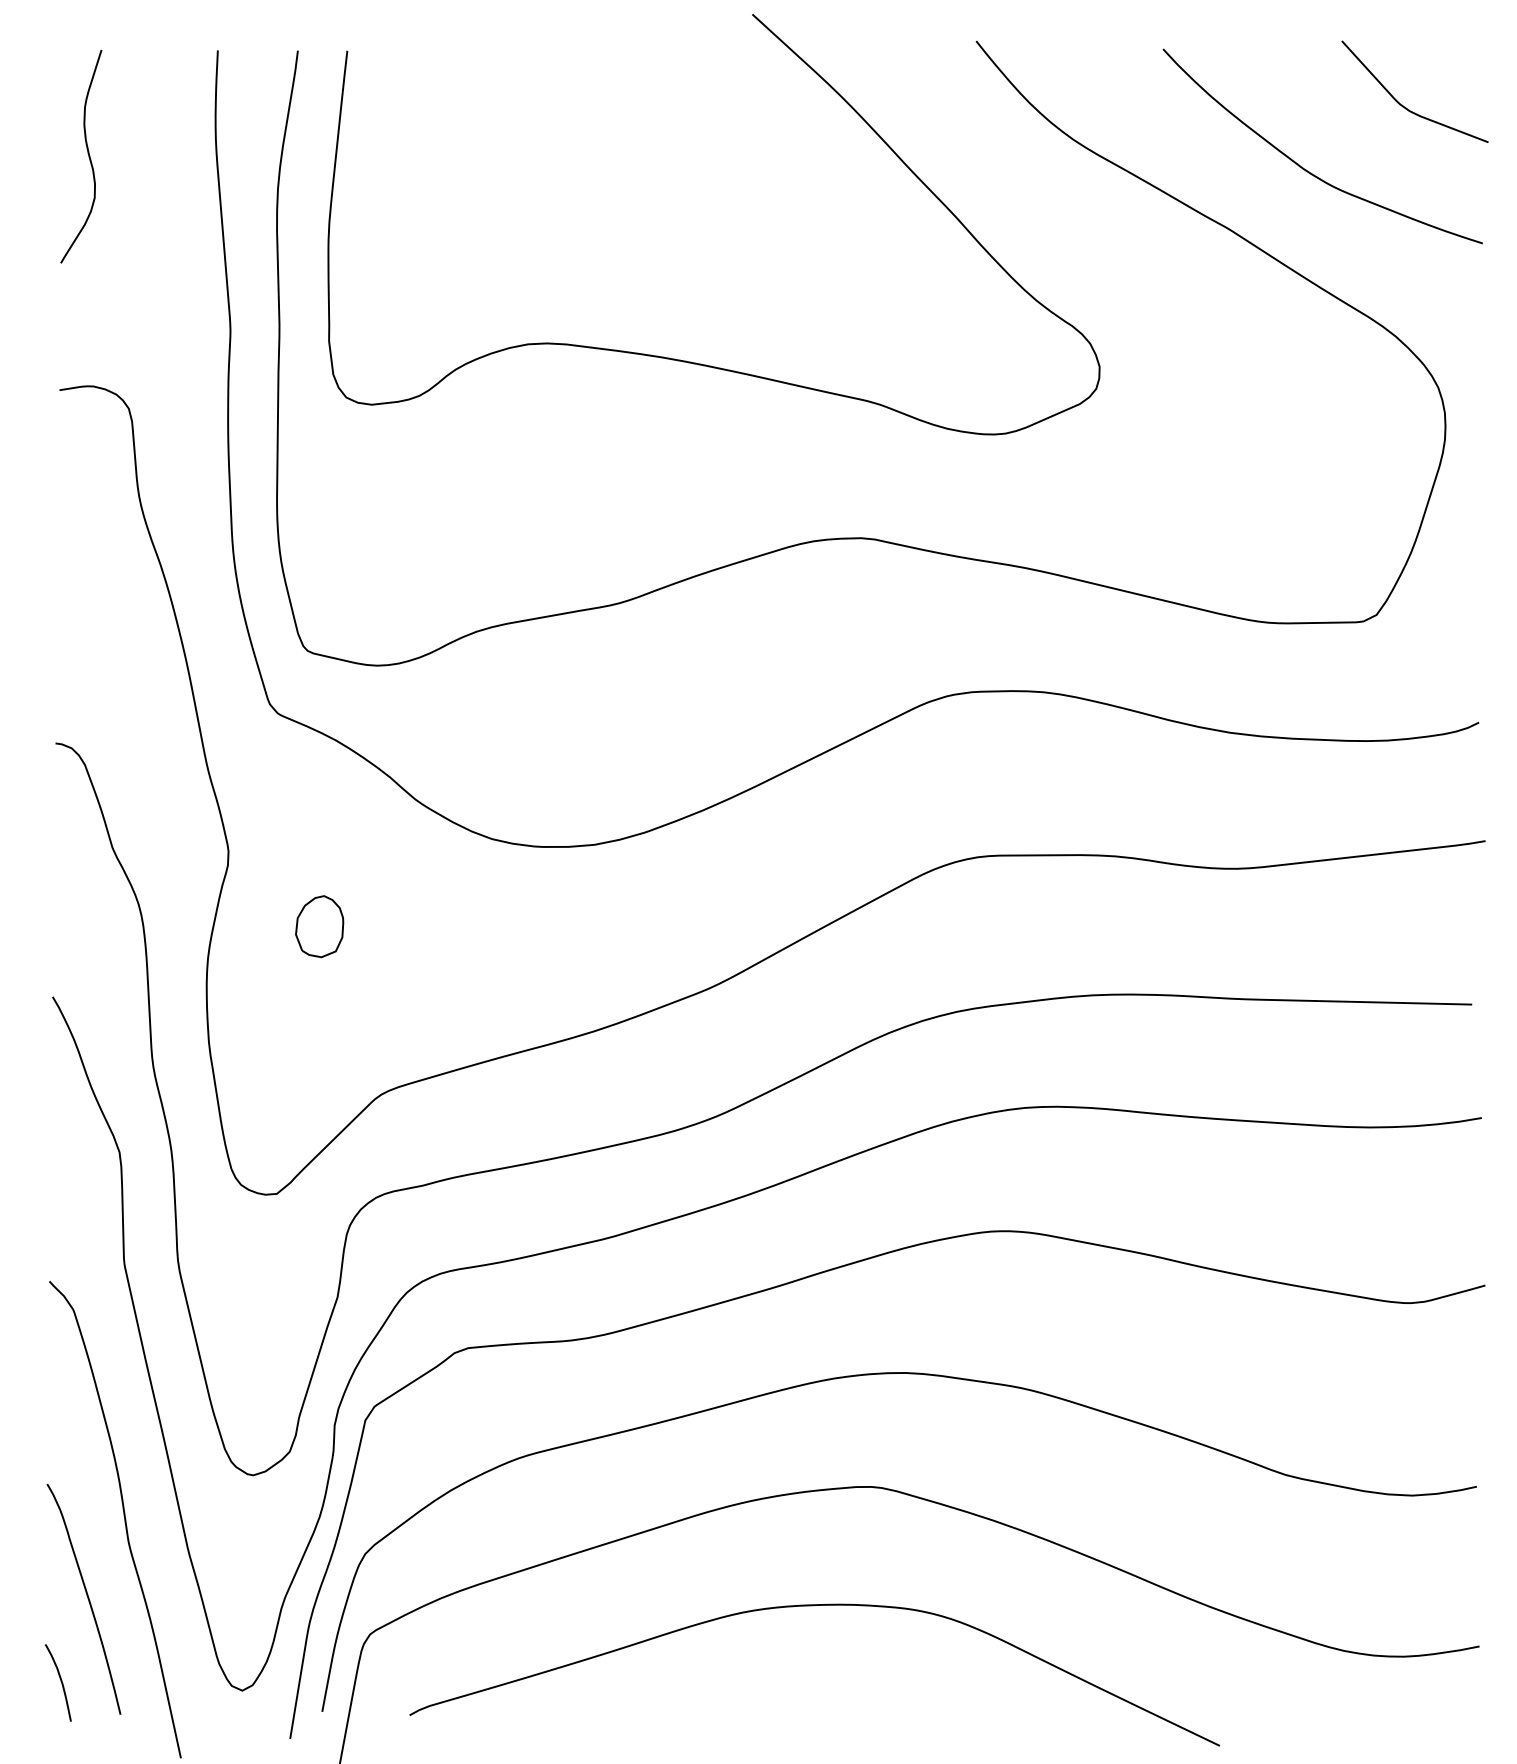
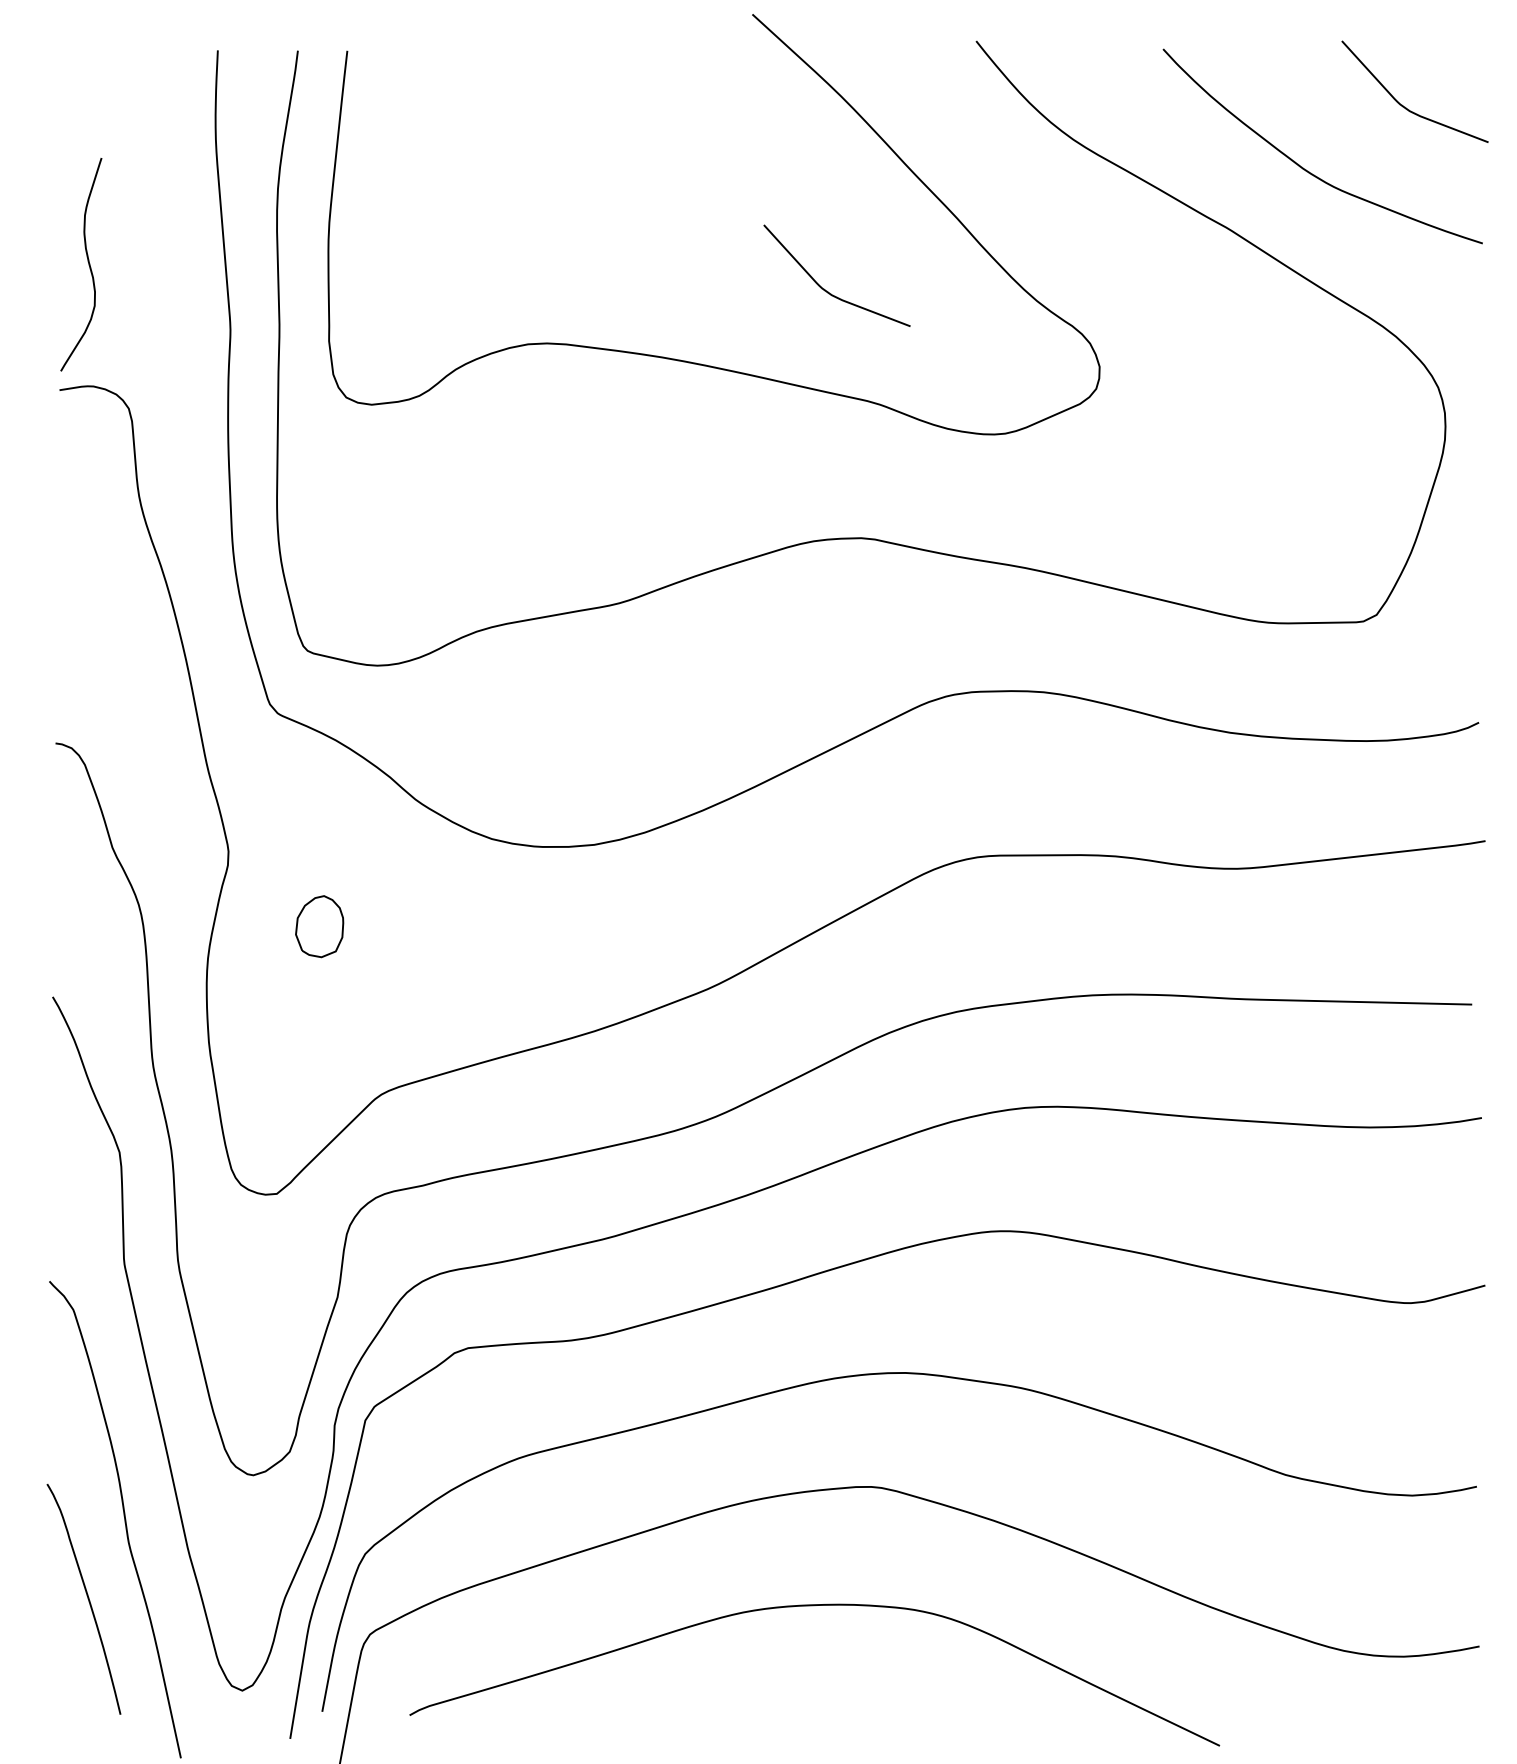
curve position: (87, 153) -> (87, 261) (87, 261)
curve: none -> present (824, 288)
curve: present -> none (60, 1681)
